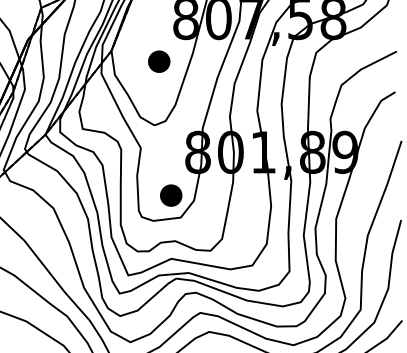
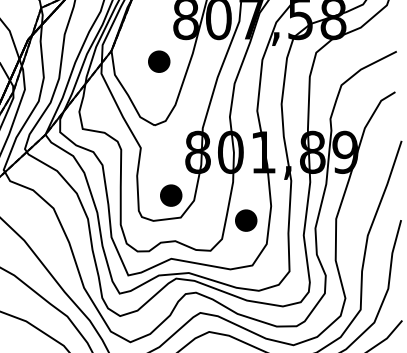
part: none -> present (246, 220)
